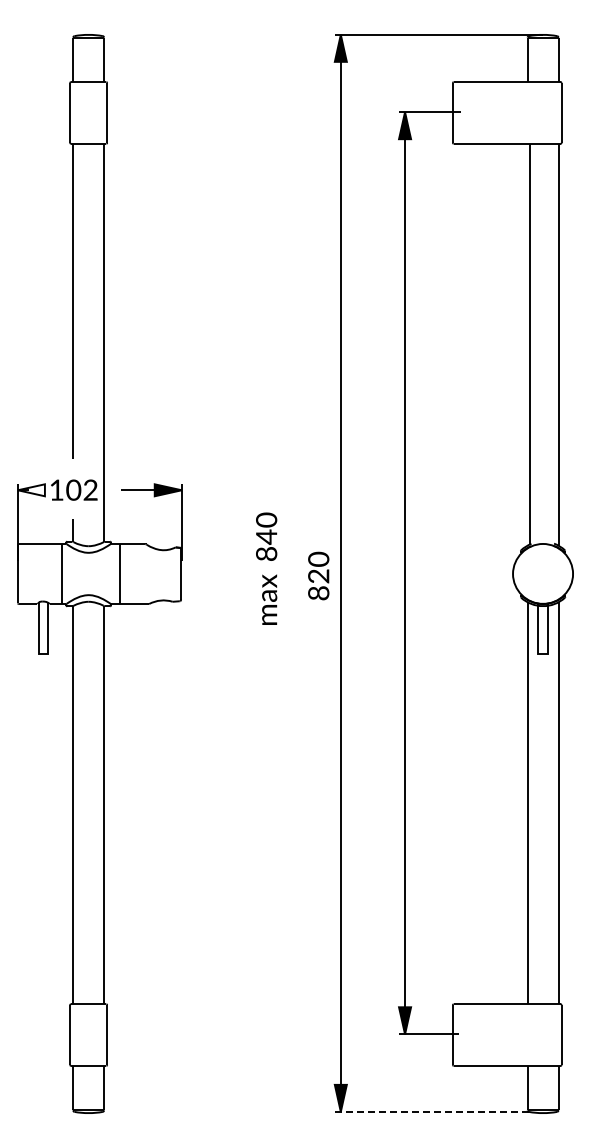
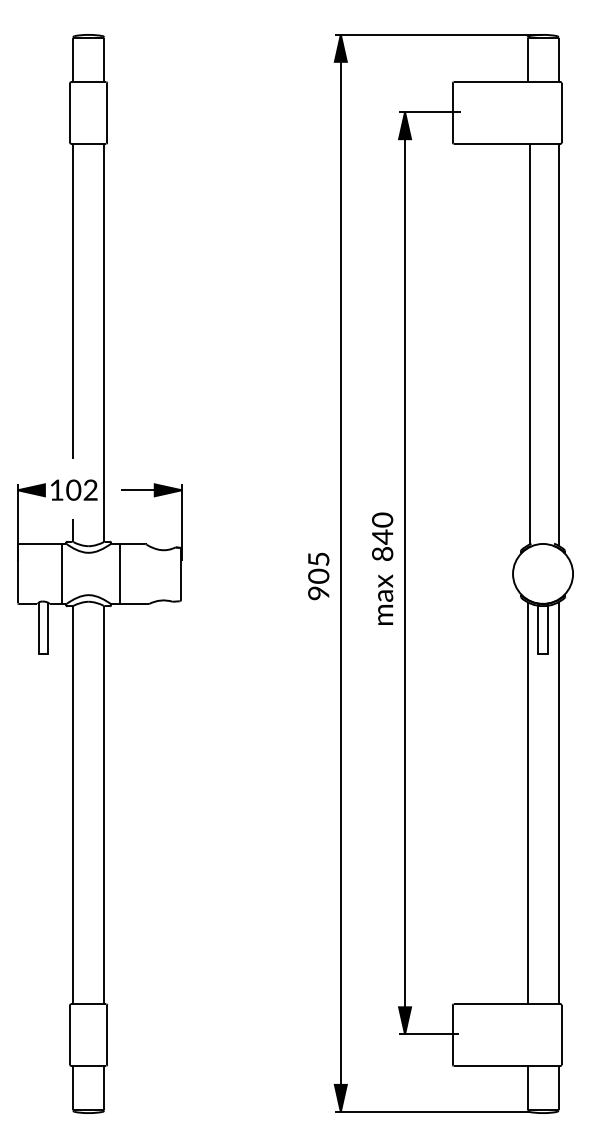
fill: none -> present (30, 490)
text position: (266, 568) -> (382, 568) (382, 568)
text: 820 -> 905 (318, 575)
line: dashed -> solid (431, 1111)
